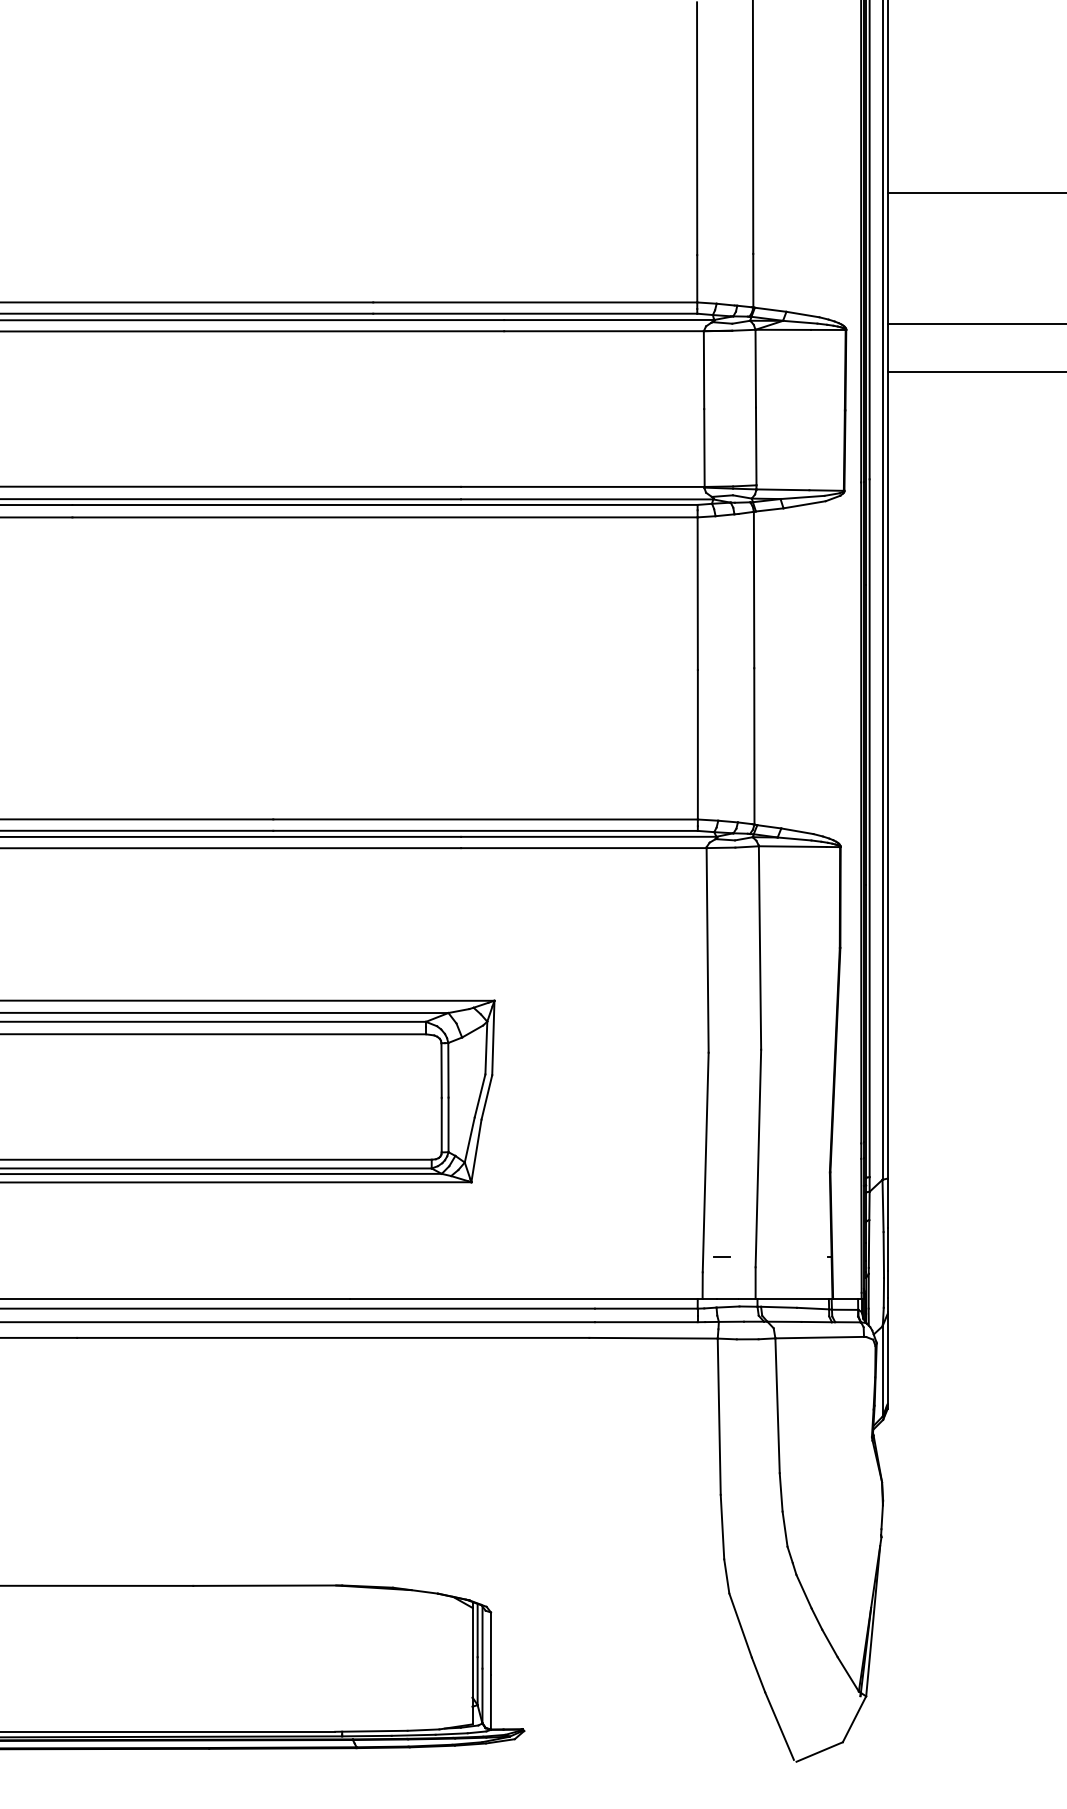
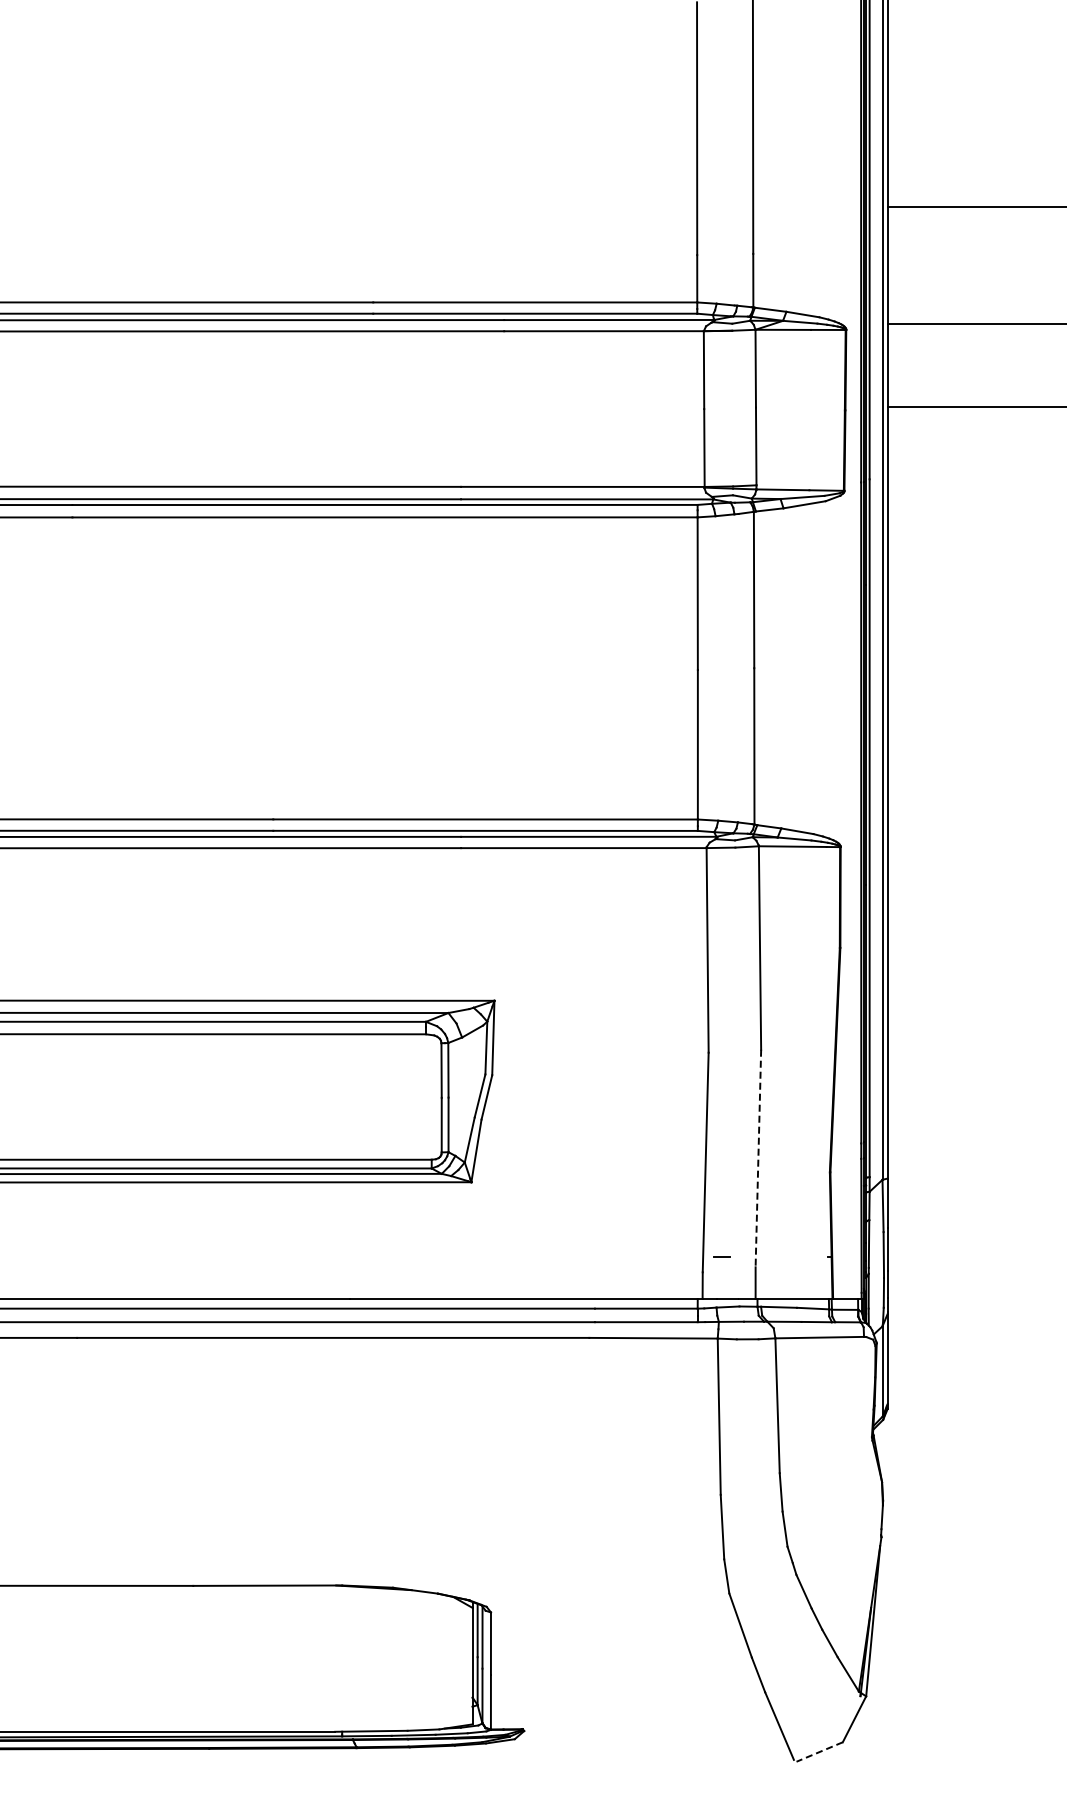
line position: (975, 193) -> (975, 207) (975, 207)
line position: (975, 371) -> (975, 406) (975, 406)
line: solid -> dashed (758, 1158)
line: solid -> dashed (819, 1752)
